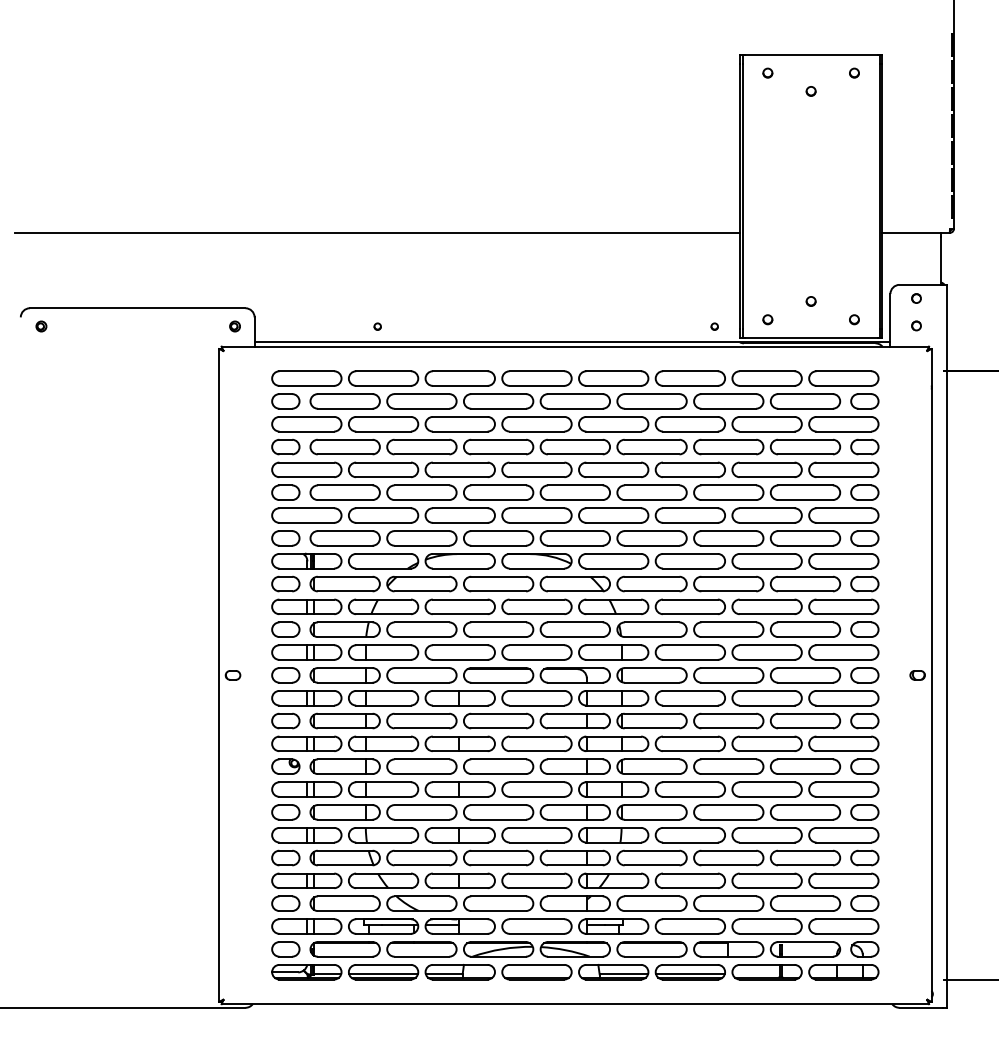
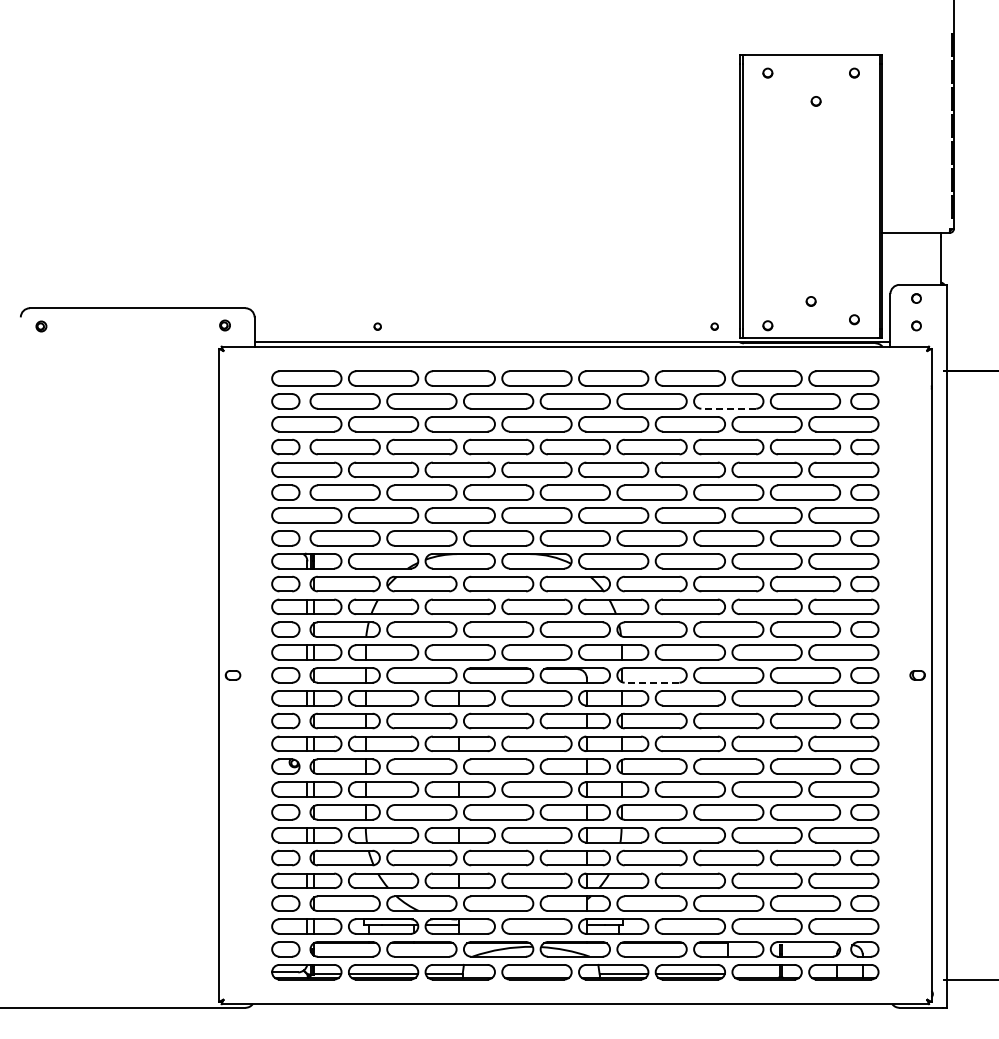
circle position: (810, 91) -> (815, 101) (815, 101)
line: present -> none (377, 232)
part position: (767, 319) -> (767, 325) (767, 325)
part position: (234, 326) -> (224, 325) (224, 325)
line: solid -> dashed (728, 408)
line: solid -> dashed (651, 682)
